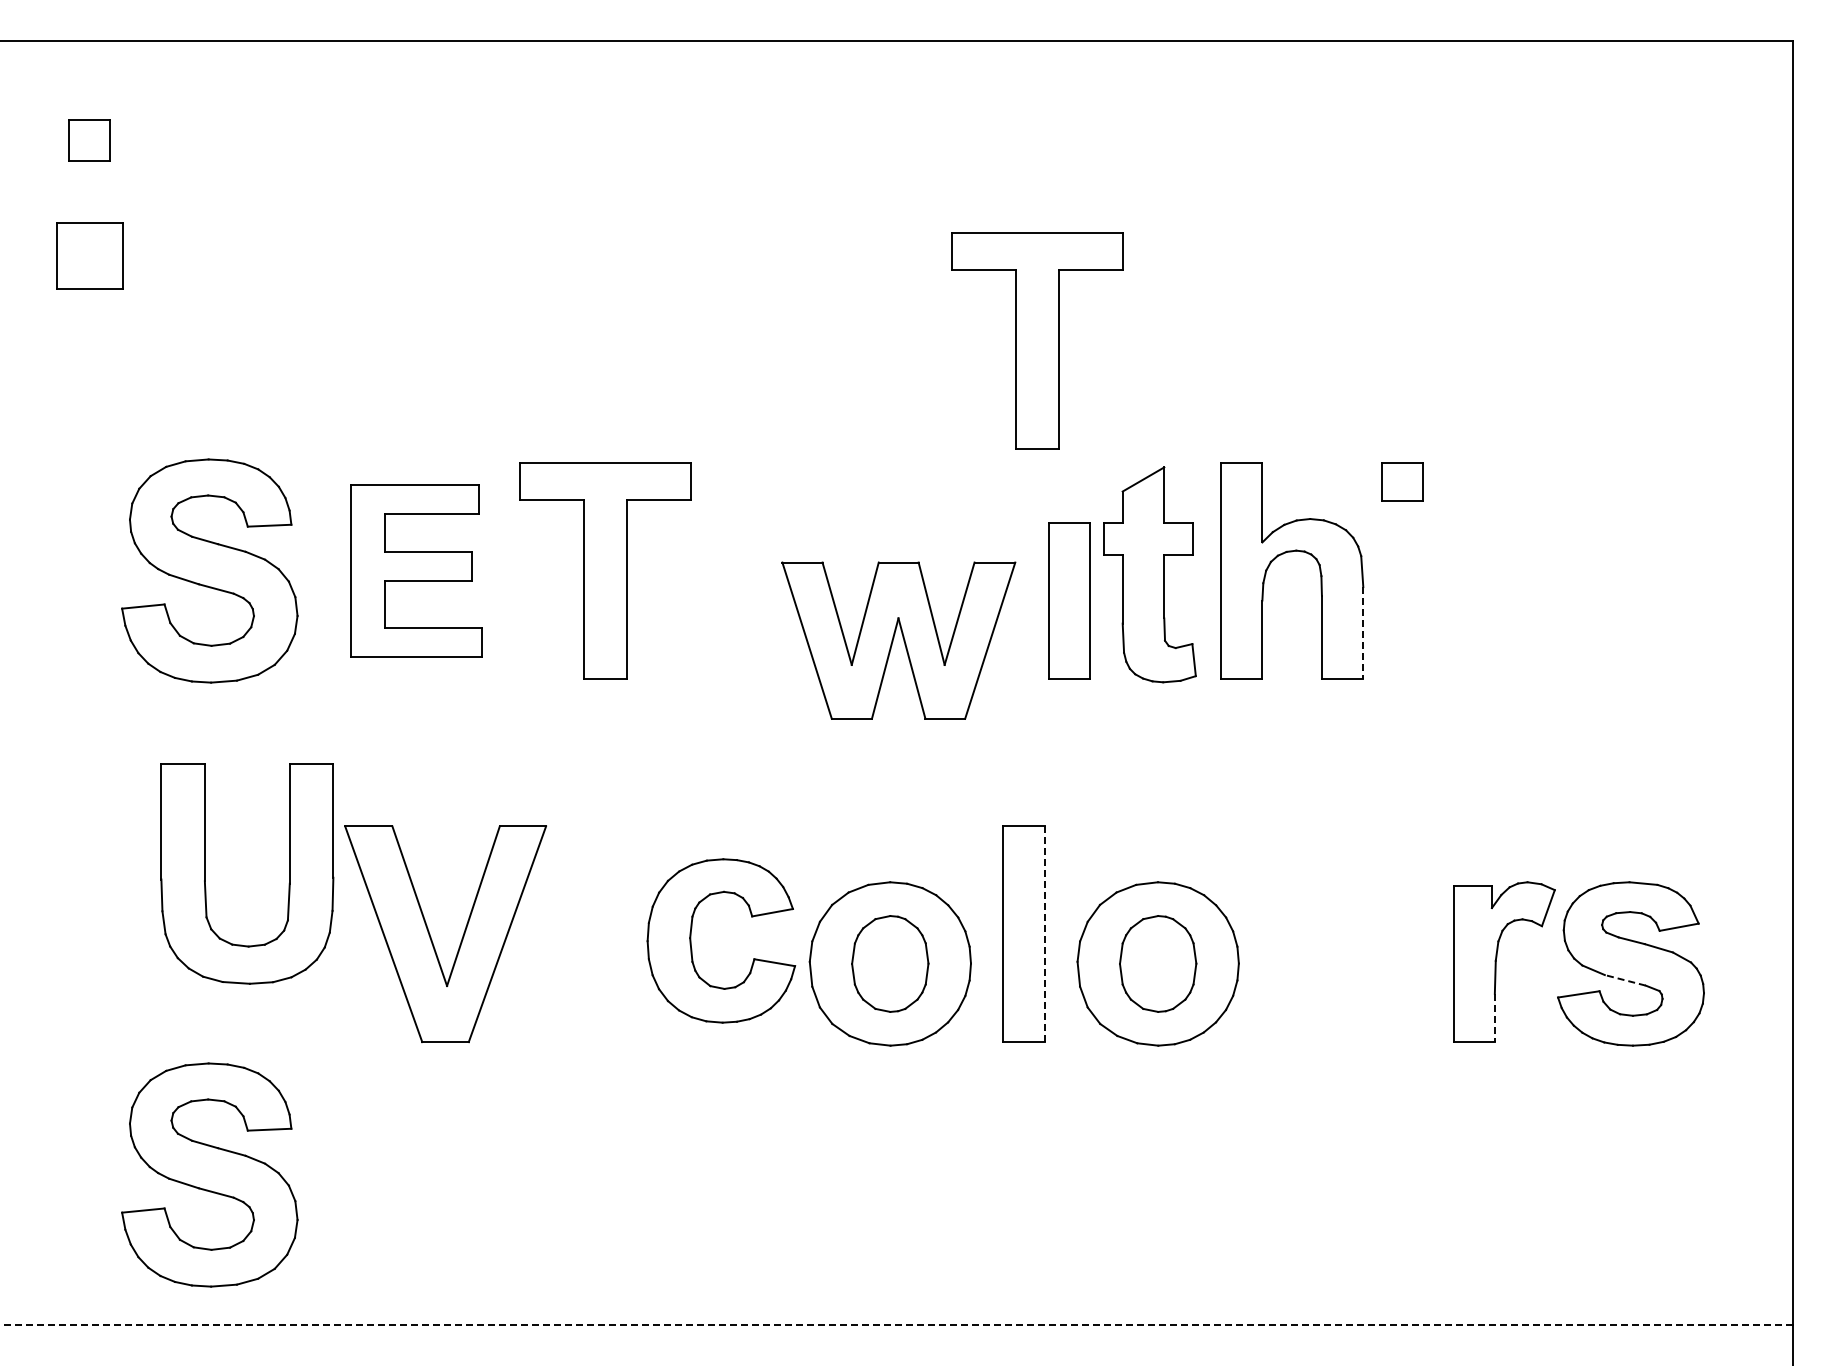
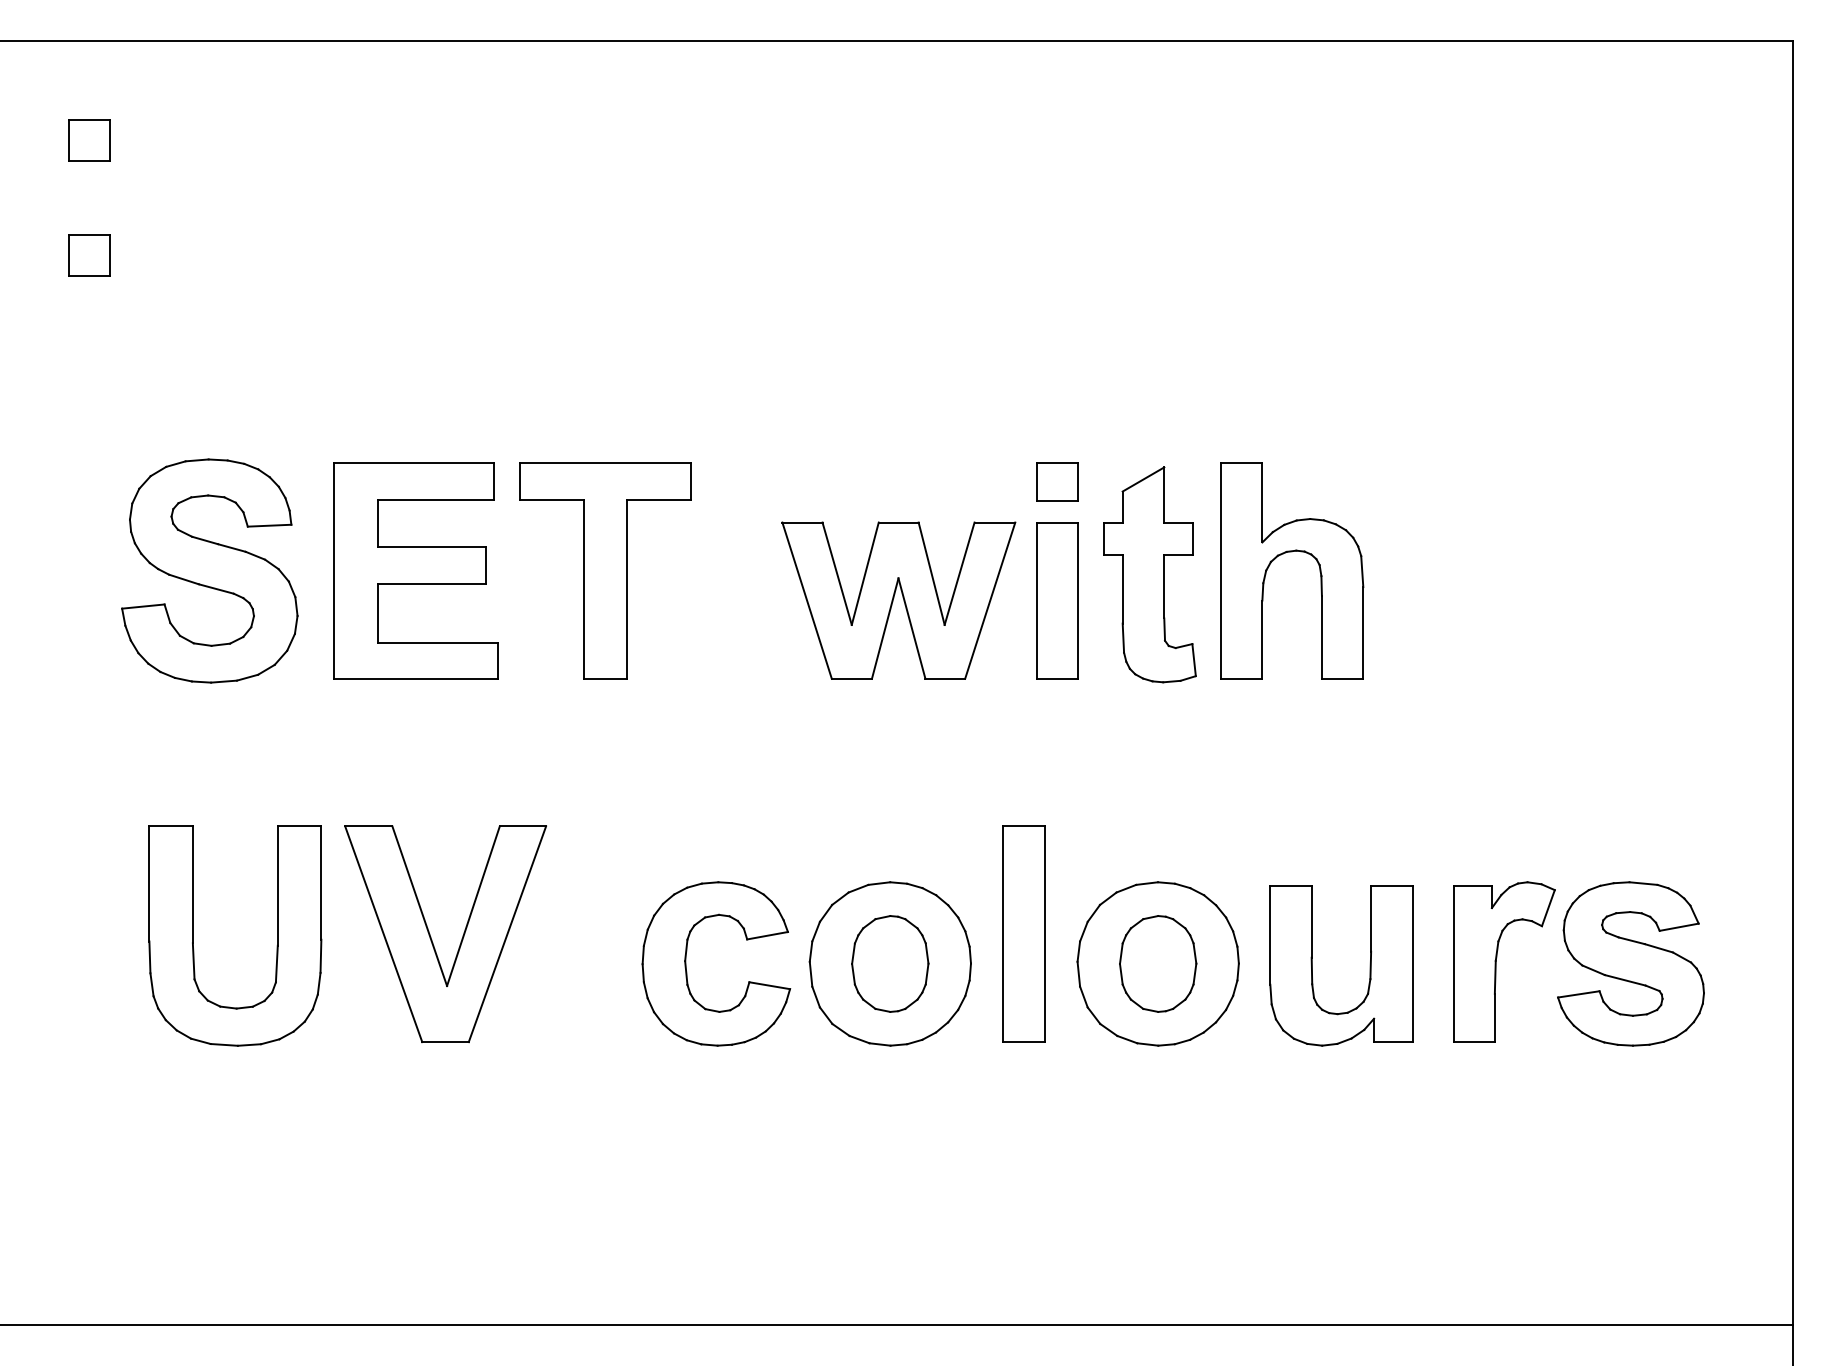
part size: 68x68 px -> 43x43 px (89, 255)
part: present -> none (1037, 340)
part position: (1402, 481) -> (1057, 481) (1057, 481)
part size: 133x174 px -> 166x218 px (415, 570)
part position: (1069, 600) -> (1057, 600) (1057, 600)
line: dashed -> solid (1363, 633)
part position: (898, 640) -> (898, 600) (898, 600)
part position: (205, 873) -> (193, 935) (193, 935)
line: dashed -> solid (1044, 934)
part position: (691, 940) -> (686, 963) (686, 963)
part: none -> present (1369, 965)
line: dashed -> solid (1624, 980)
line: dashed -> solid (1494, 1018)
part: present -> none (209, 1174)
line: dashed -> solid (895, 1325)
